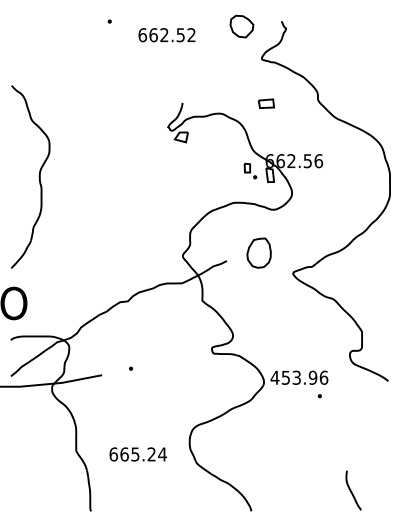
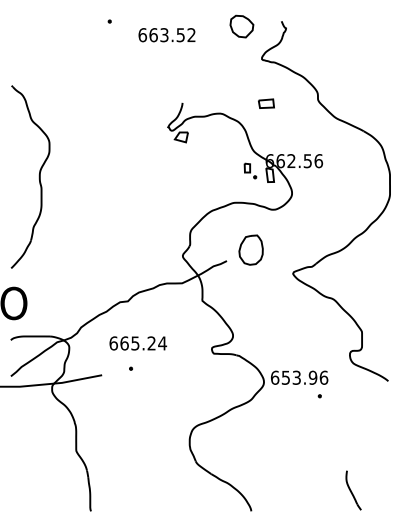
text: 662.52 -> 663.52 (164, 35)
part position: (258, 252) -> (250, 249) (250, 249)
text: 453.96 -> 653.96 (274, 377)
text position: (138, 454) -> (138, 343) (138, 343)
